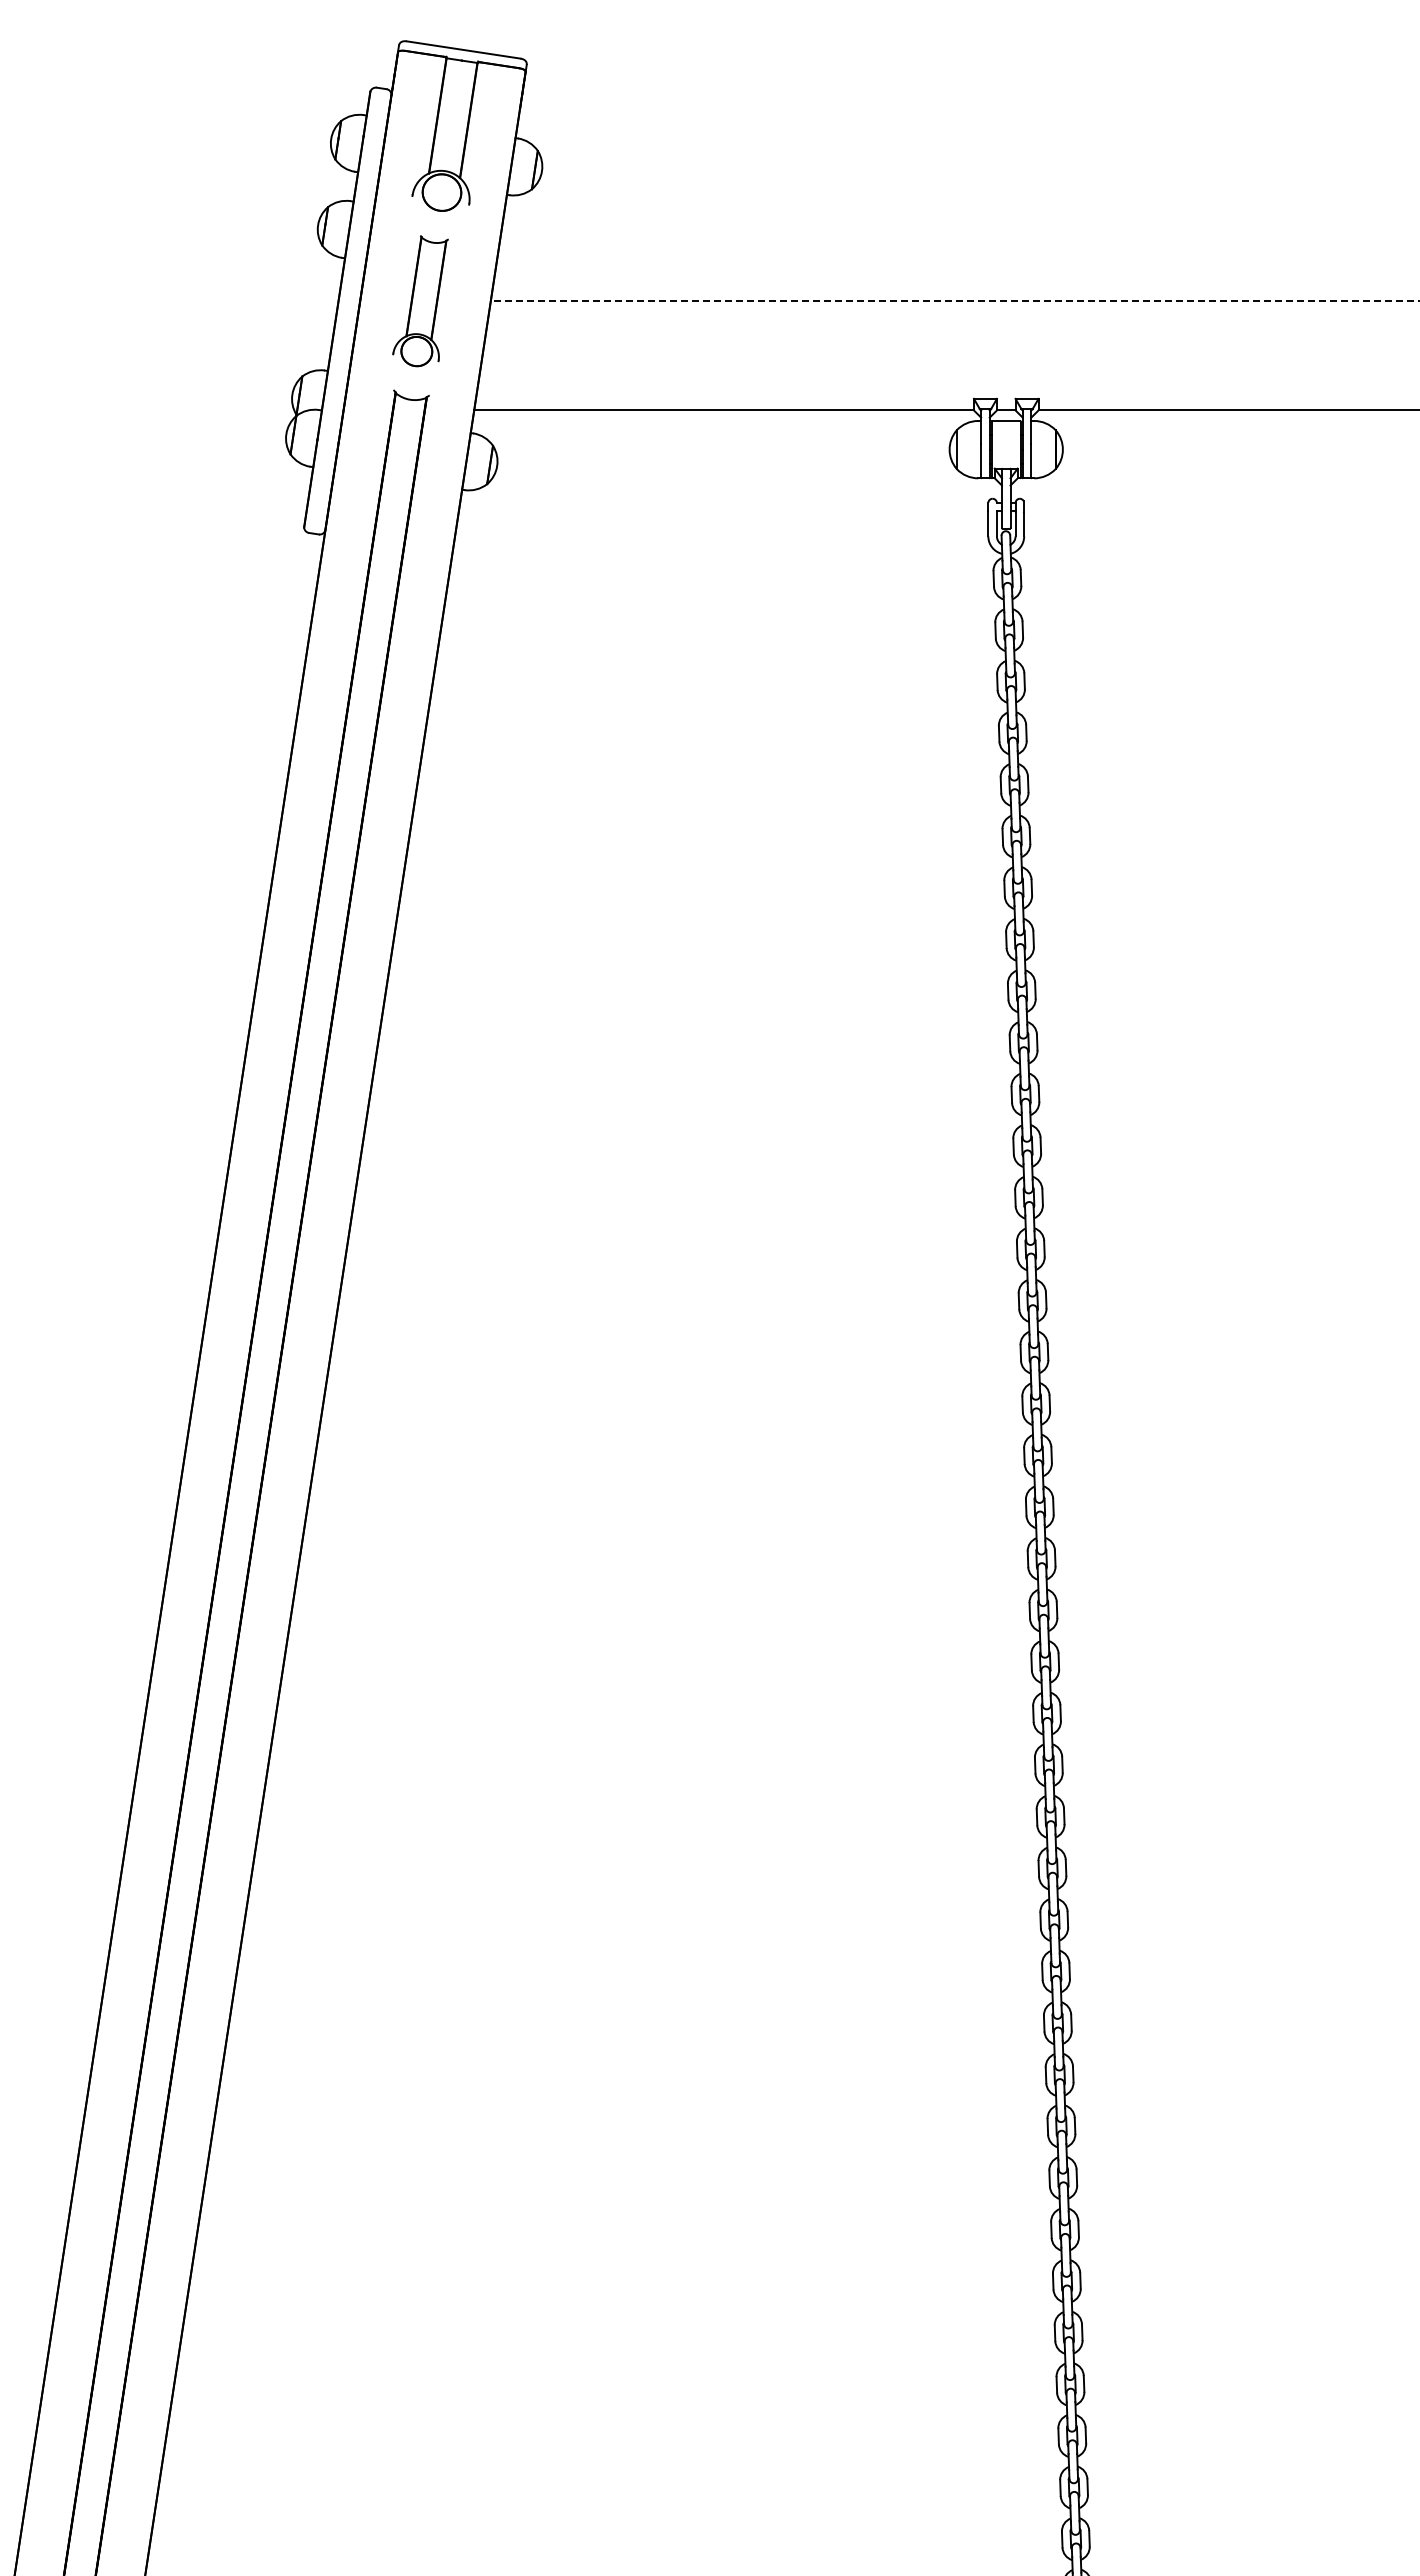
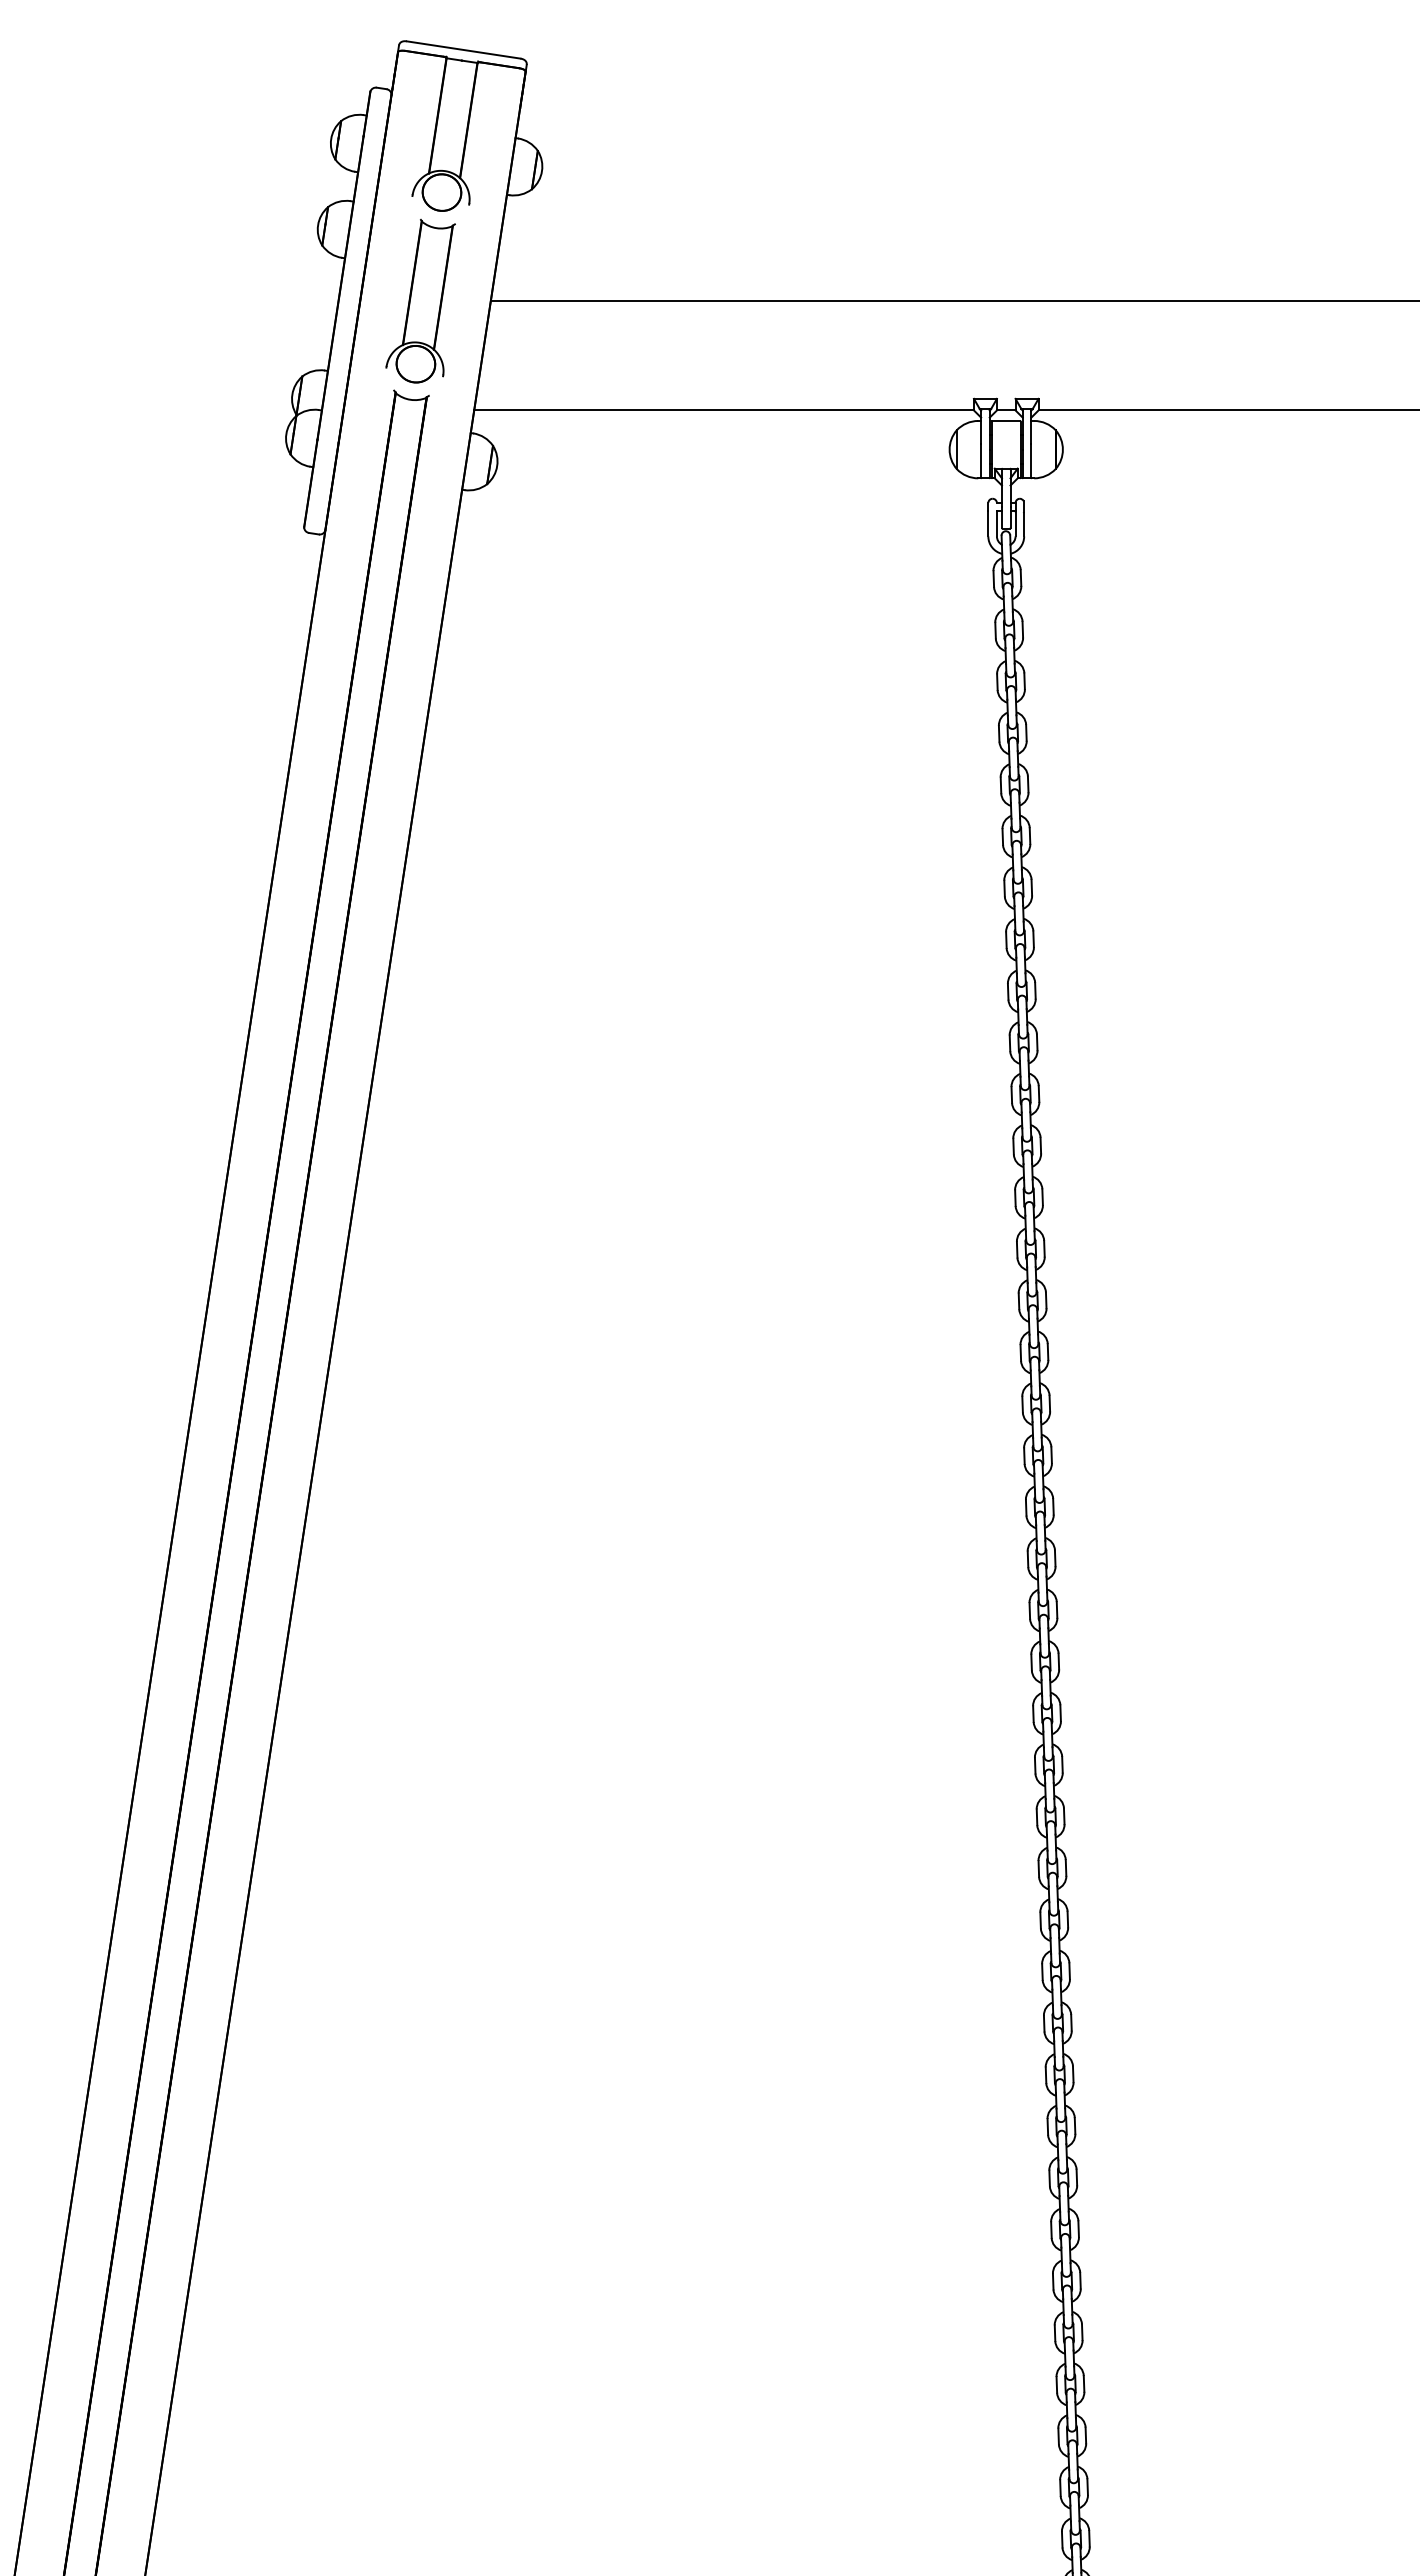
part size: 57x133 px -> 71x166 px (420, 300)
line: dashed -> solid (954, 301)
